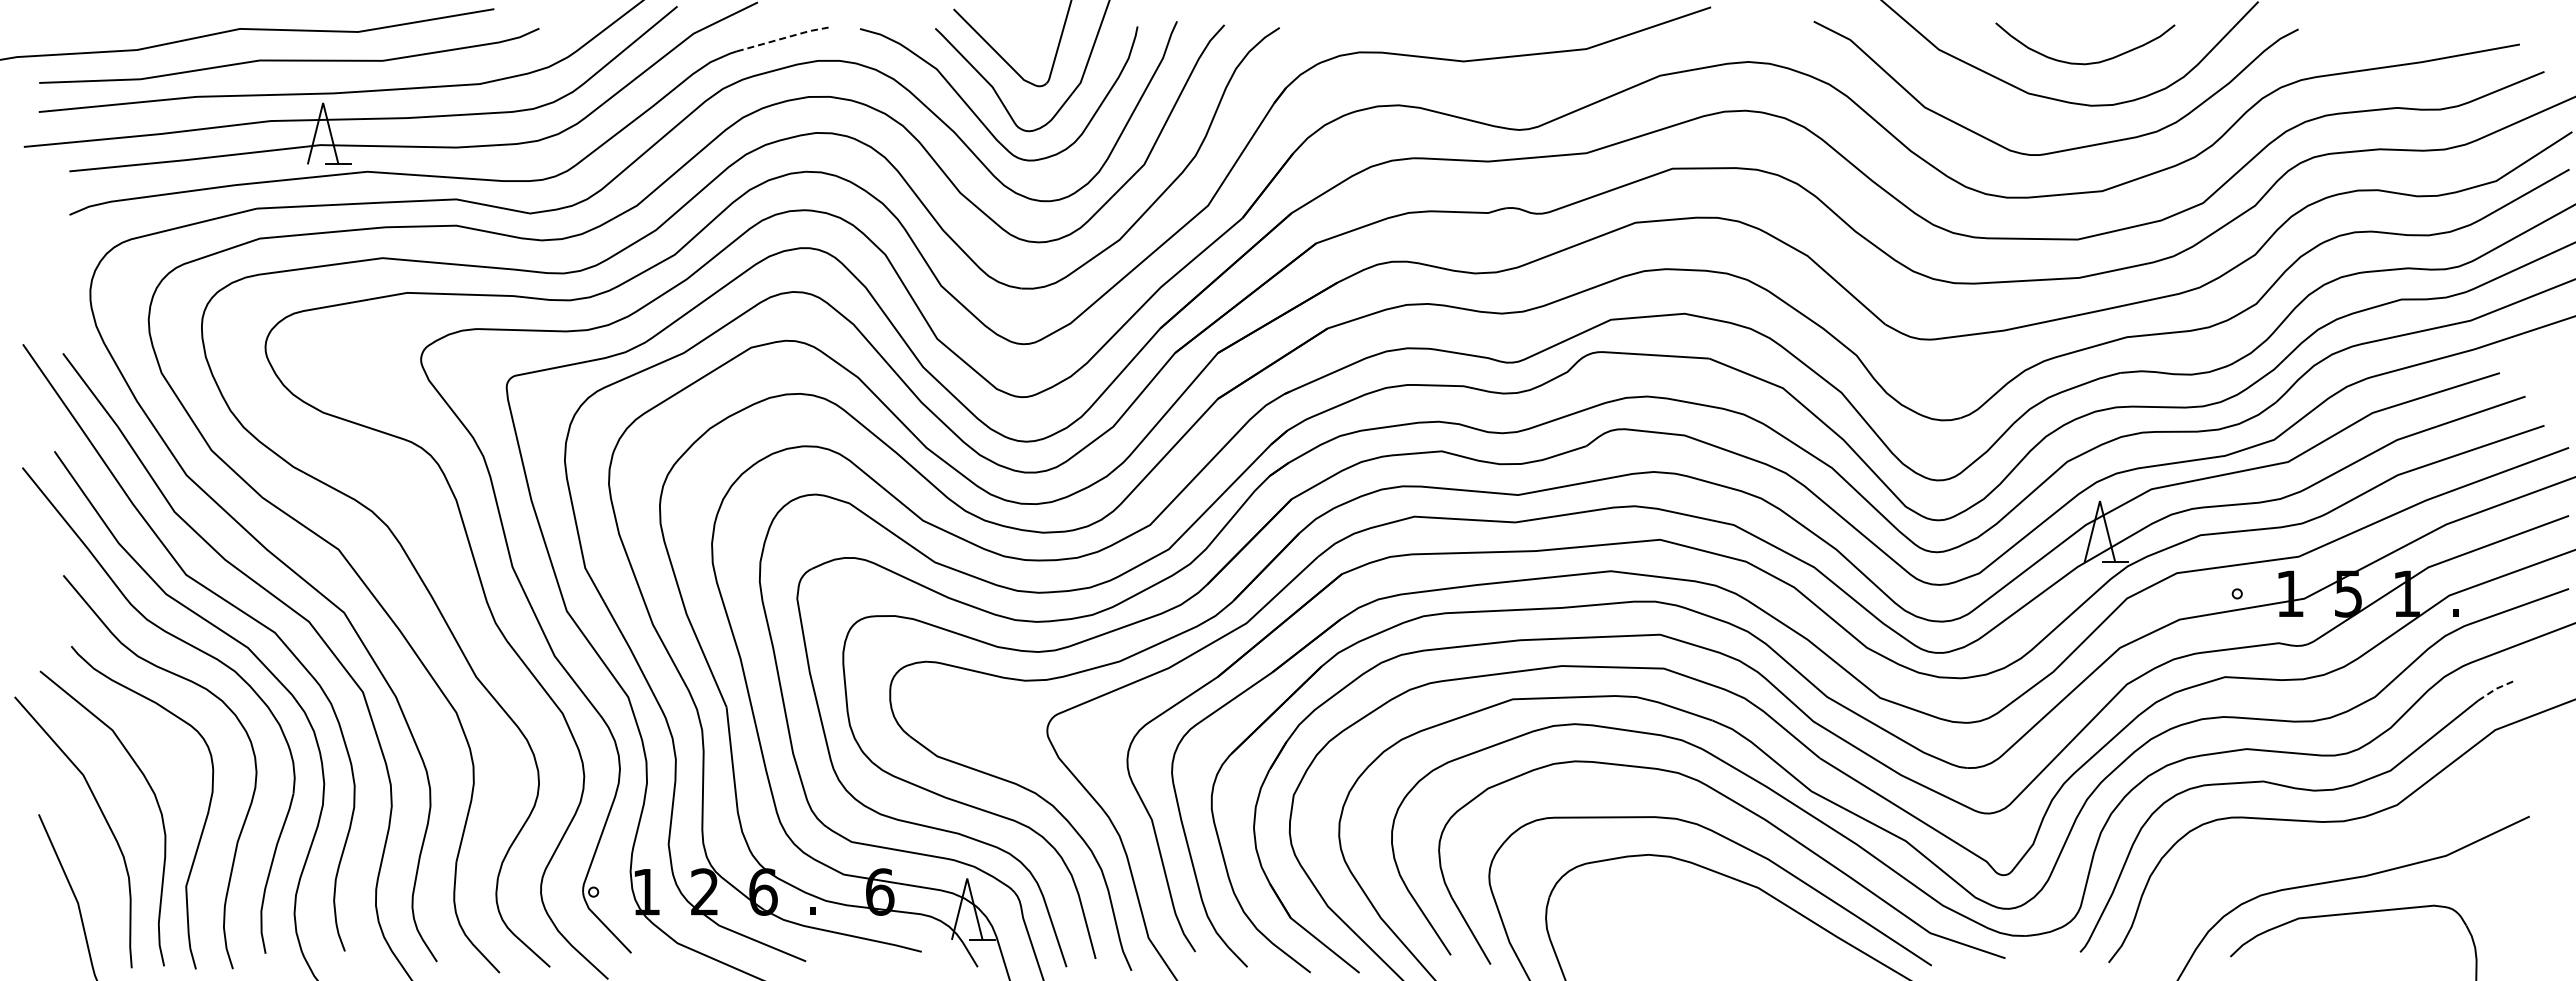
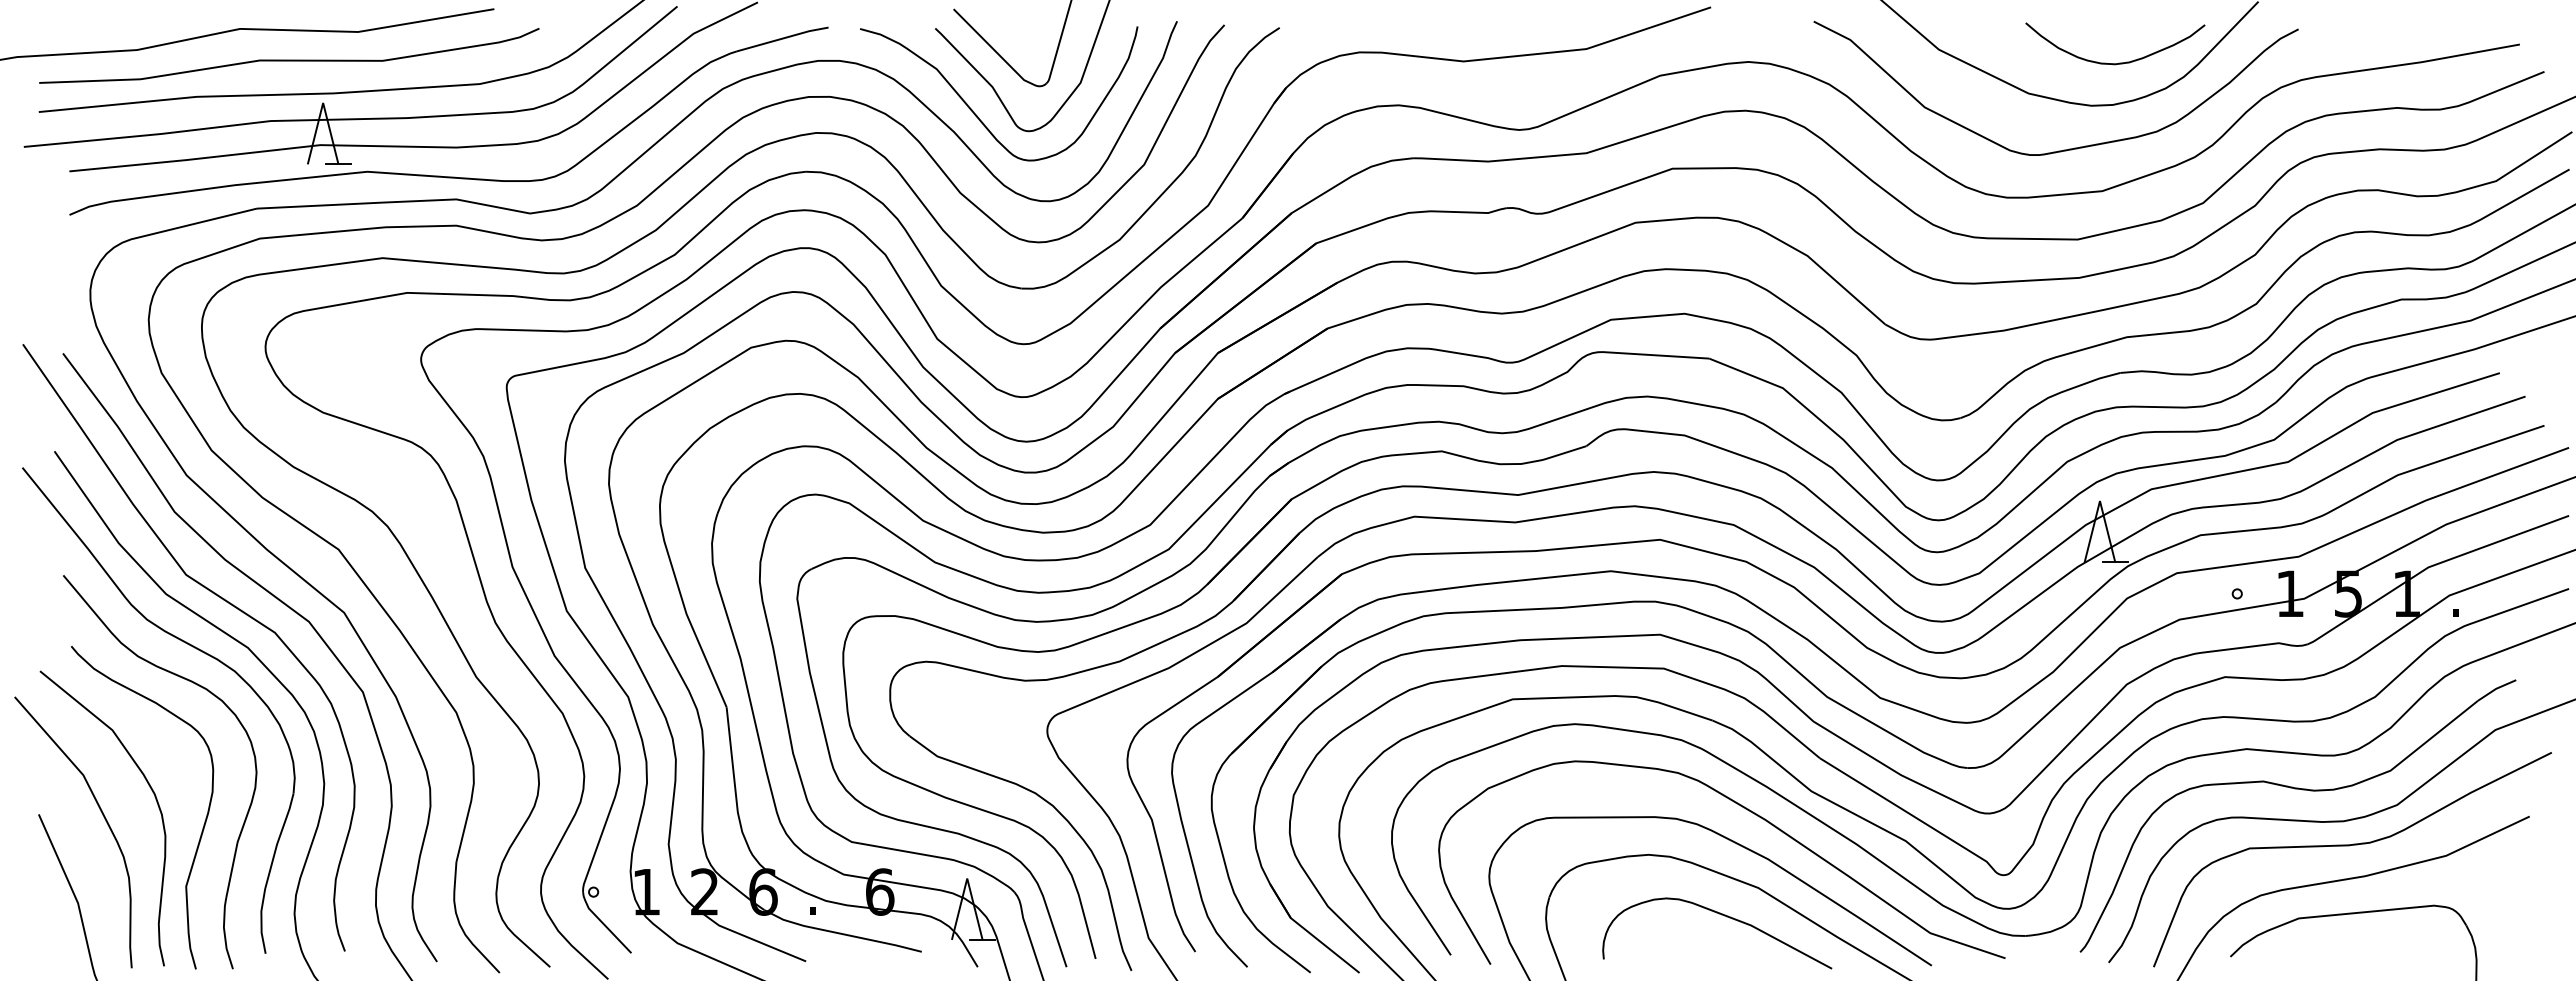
line: dashed -> solid (783, 38)
curve position: (2089, 62) -> (2119, 62) (2119, 62)
line: dashed -> solid (2496, 688)
curve: none -> present (2349, 846)
curve: none -> present (1724, 916)
